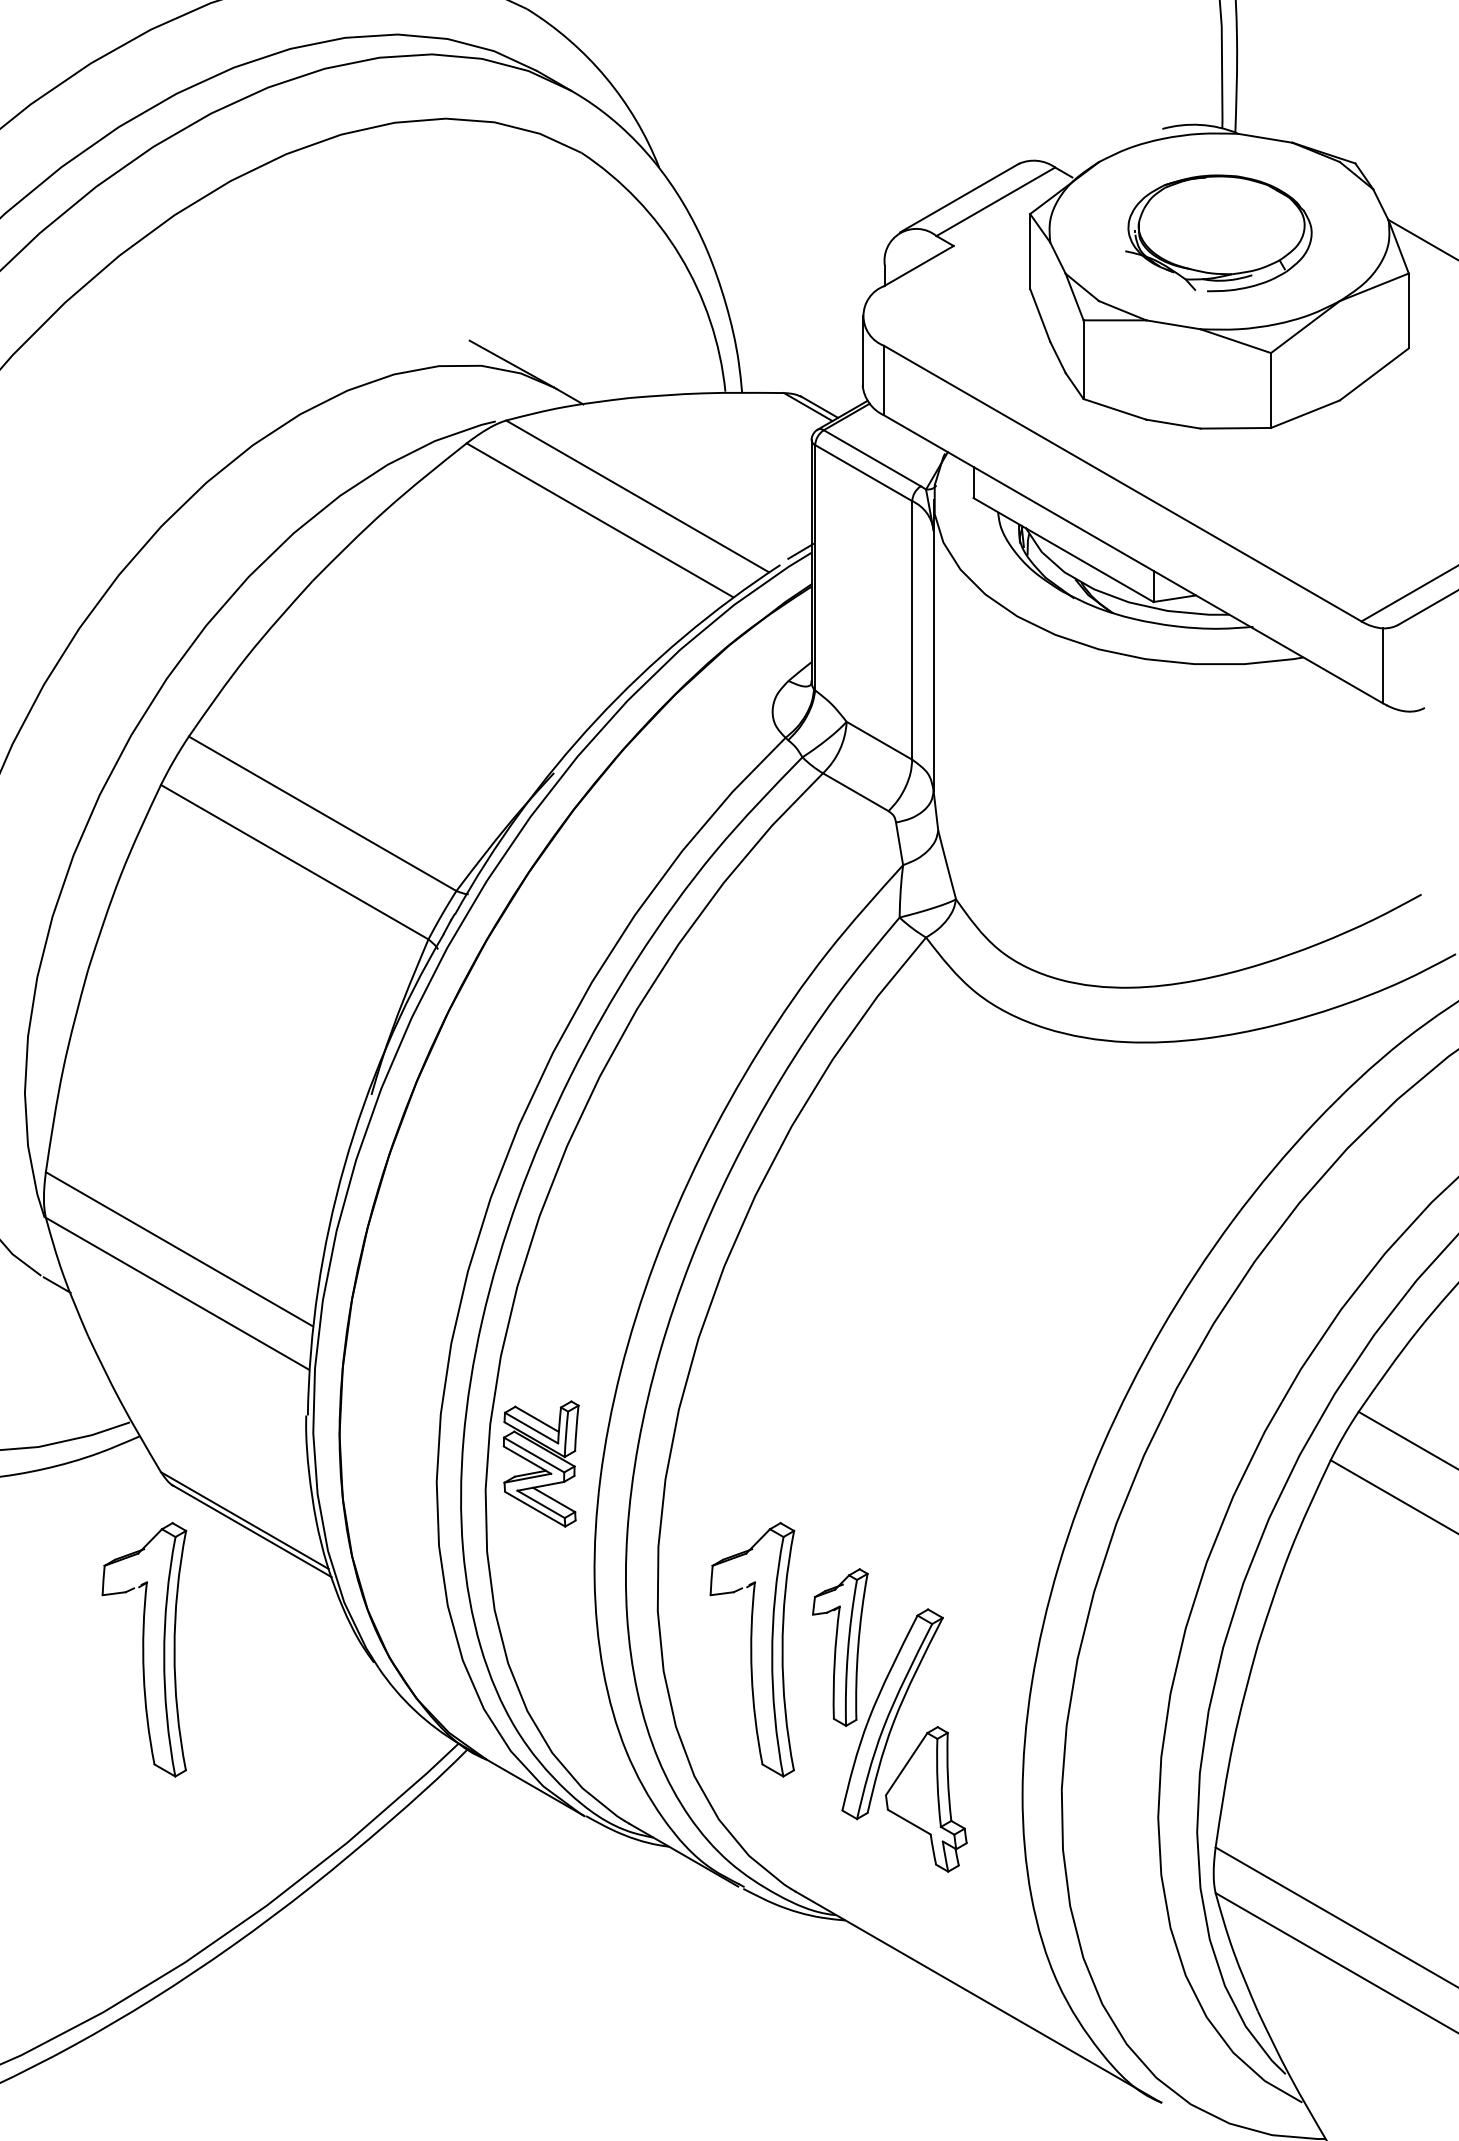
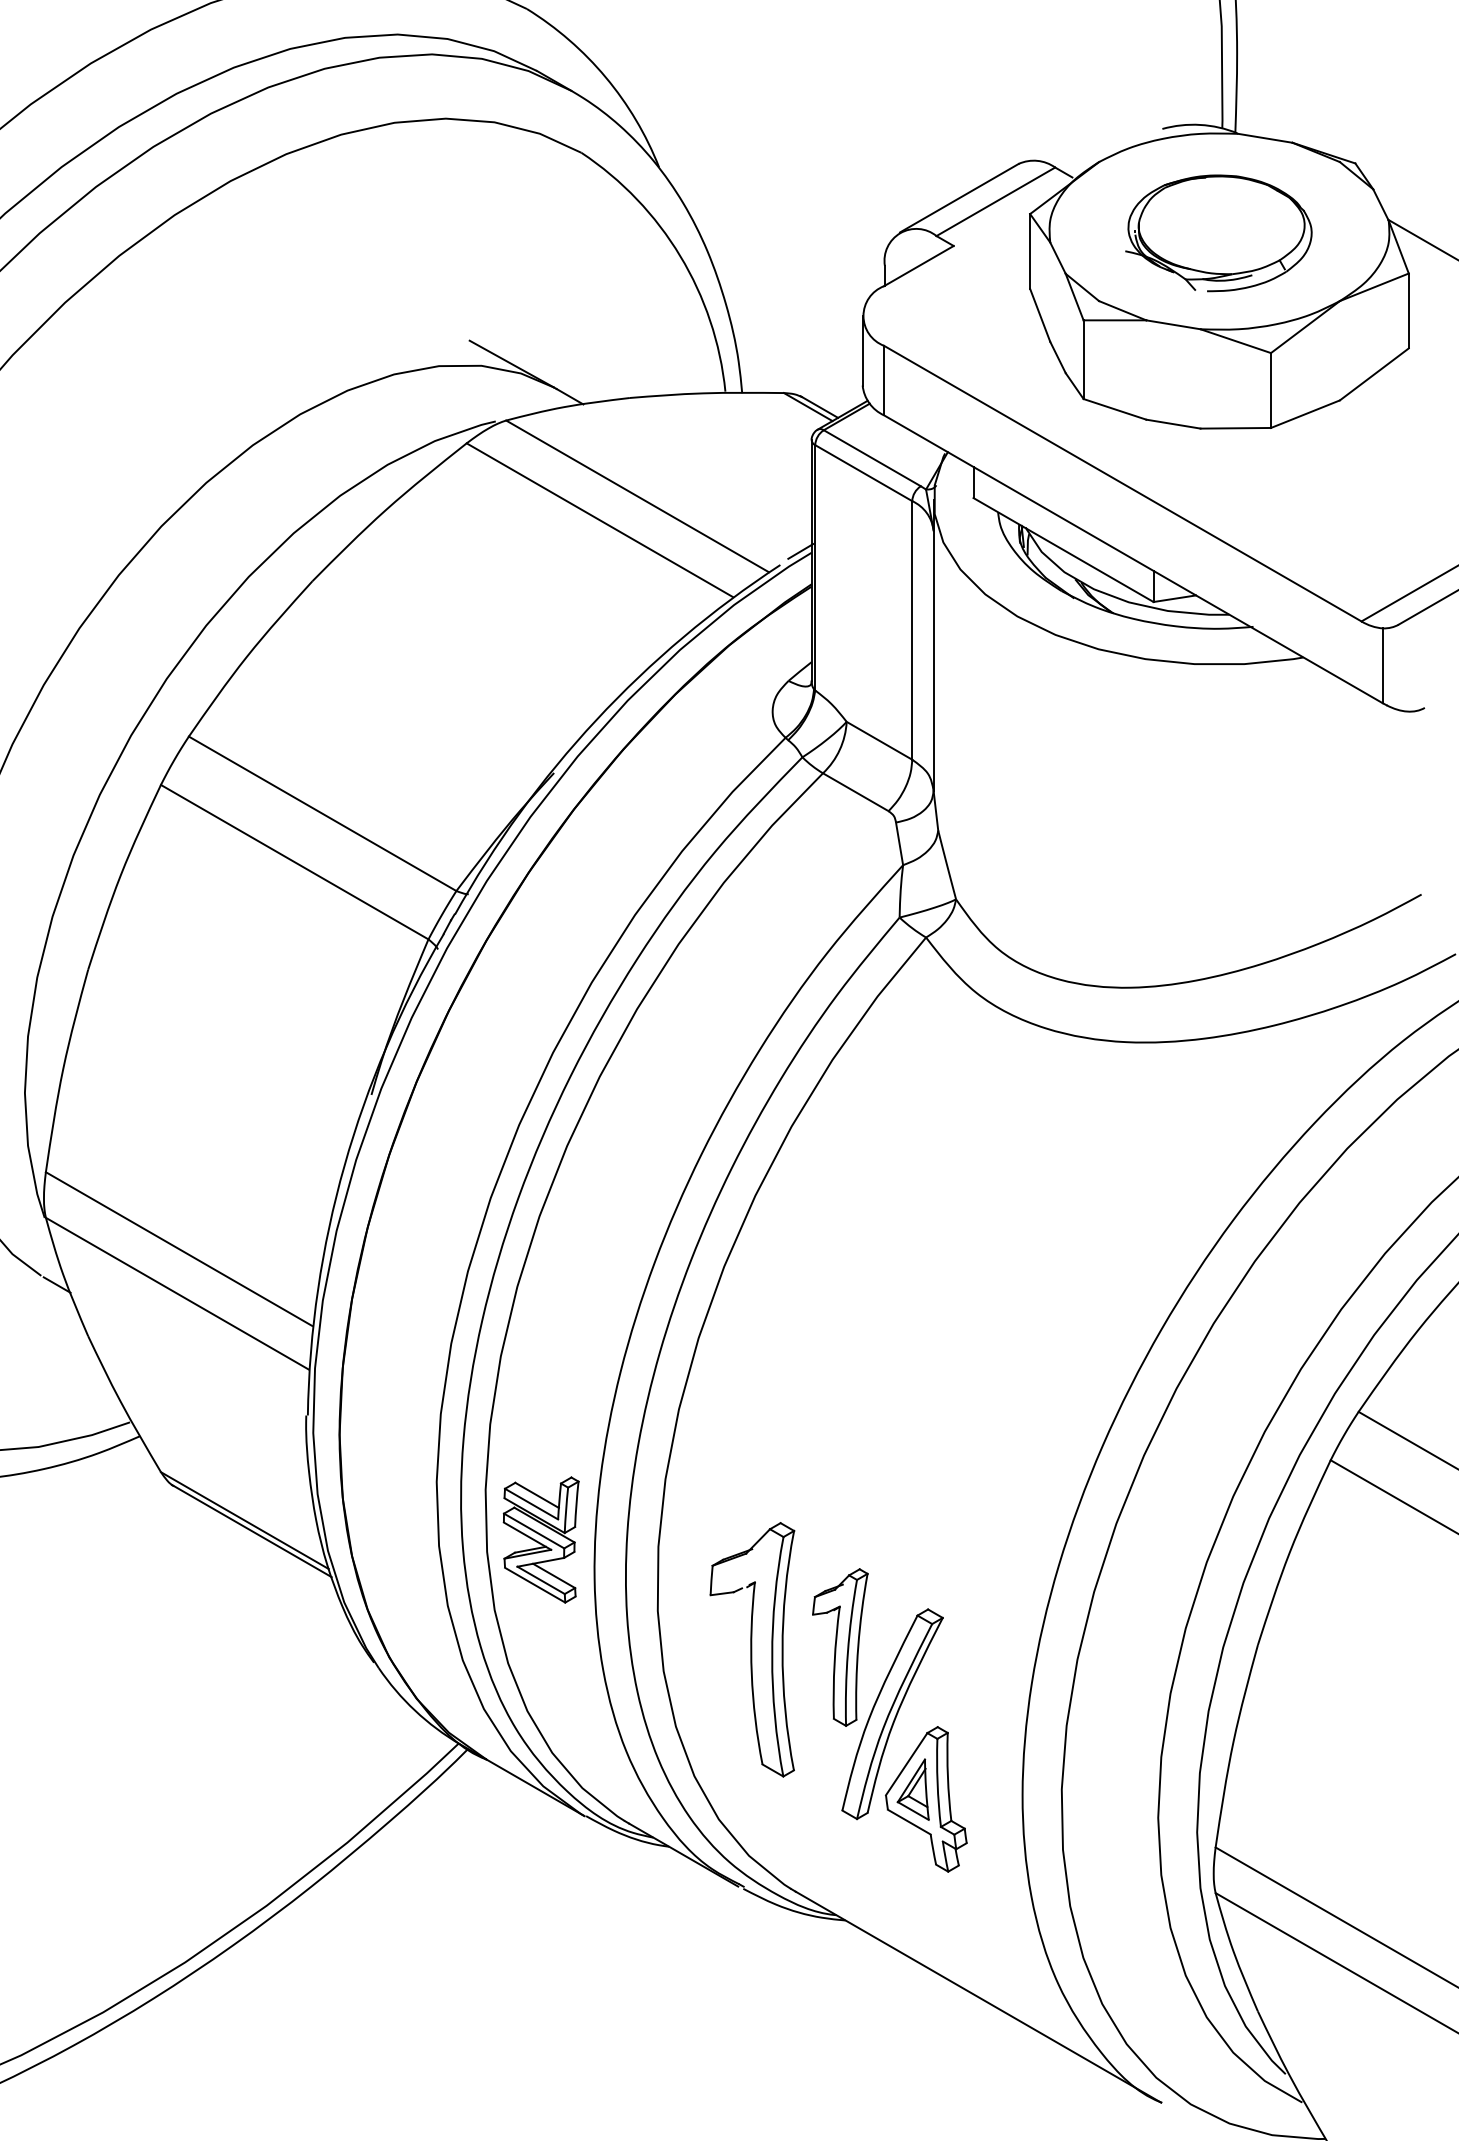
part position: (540, 1463) -> (540, 1539) (540, 1539)
part: present -> none (144, 1649)
part: none -> present (912, 1789)
